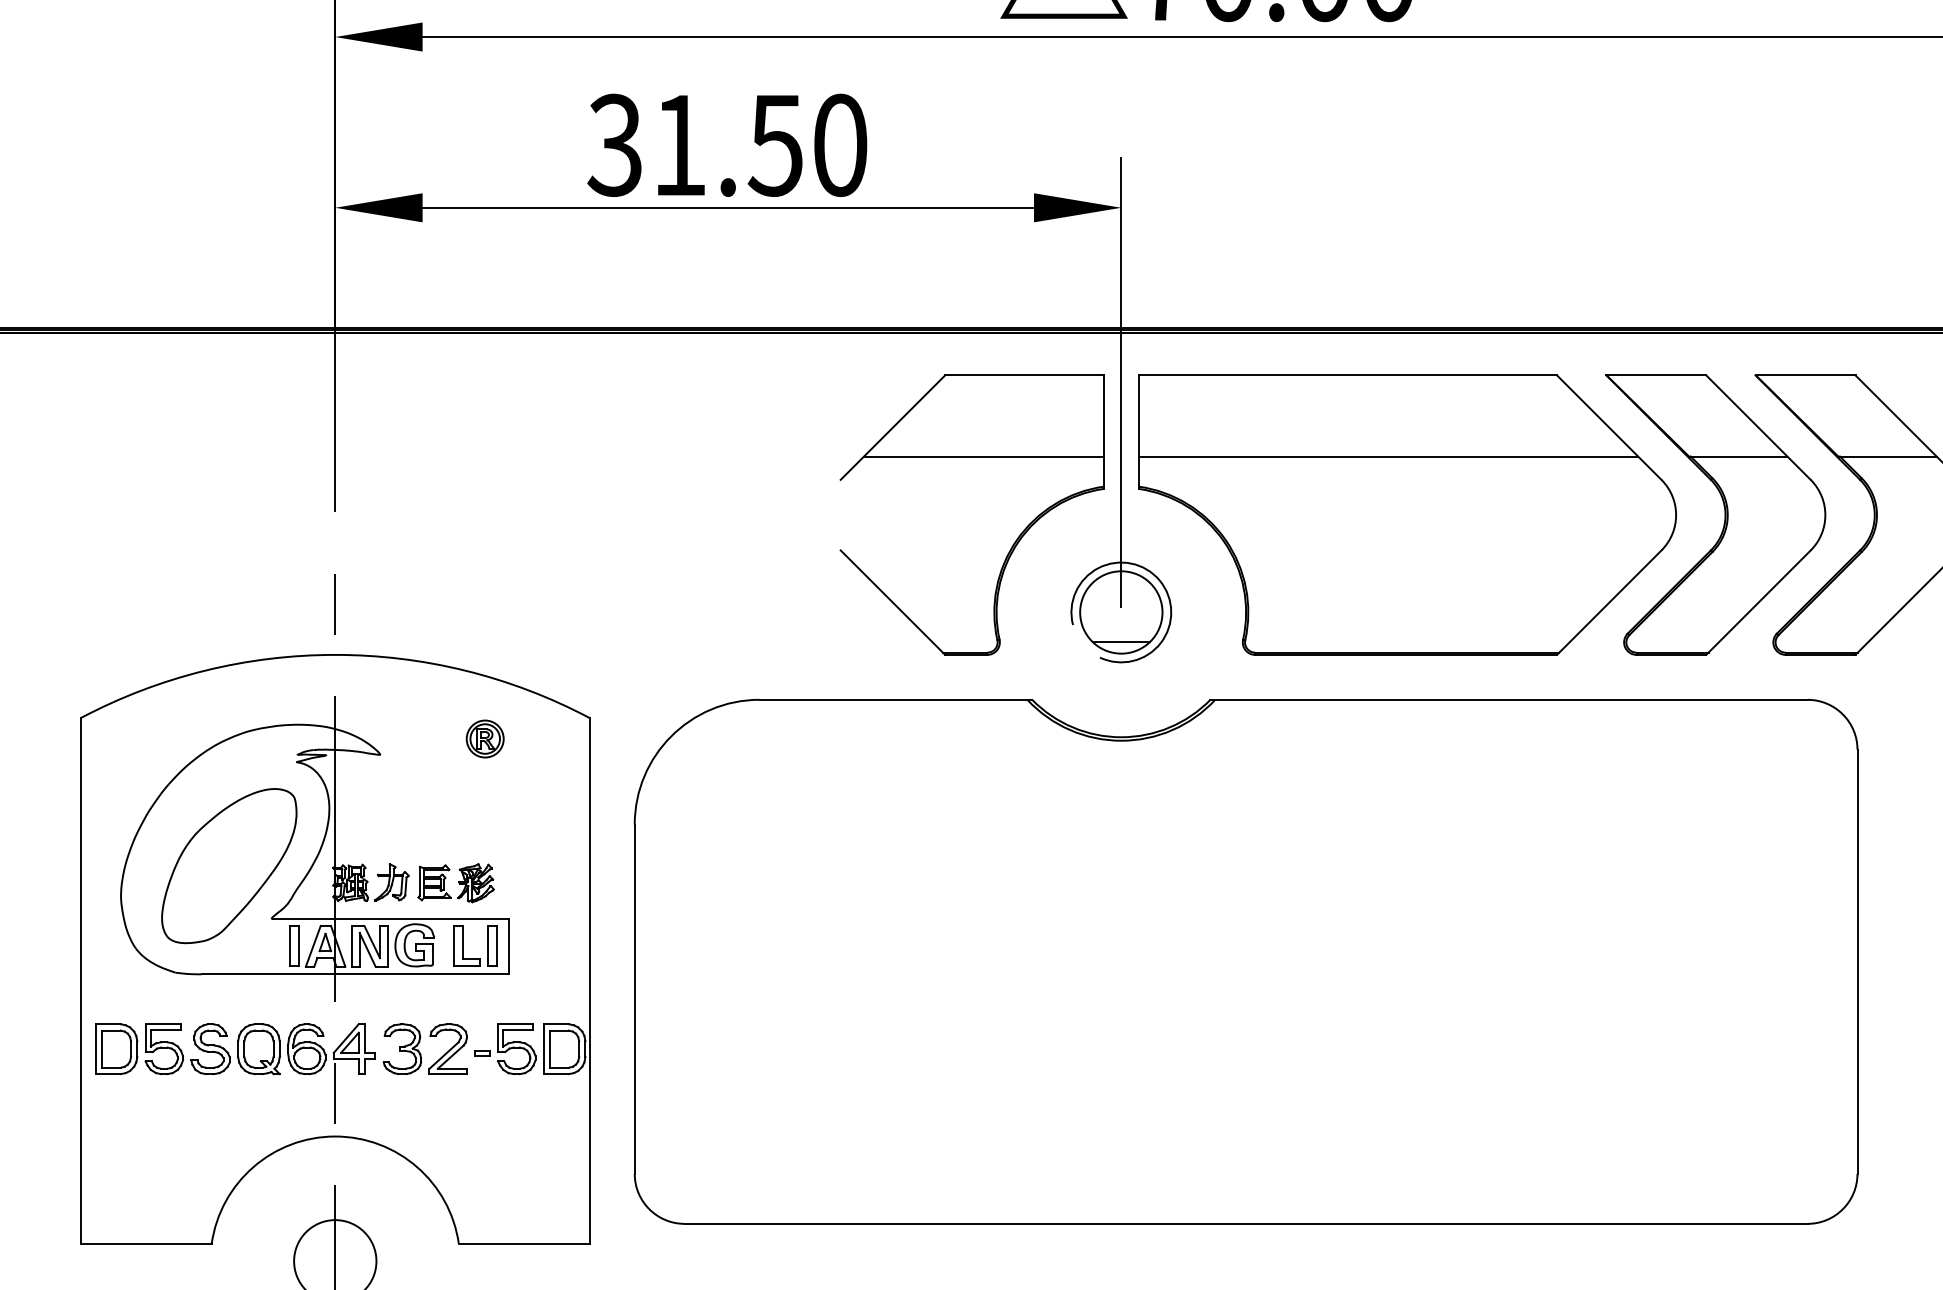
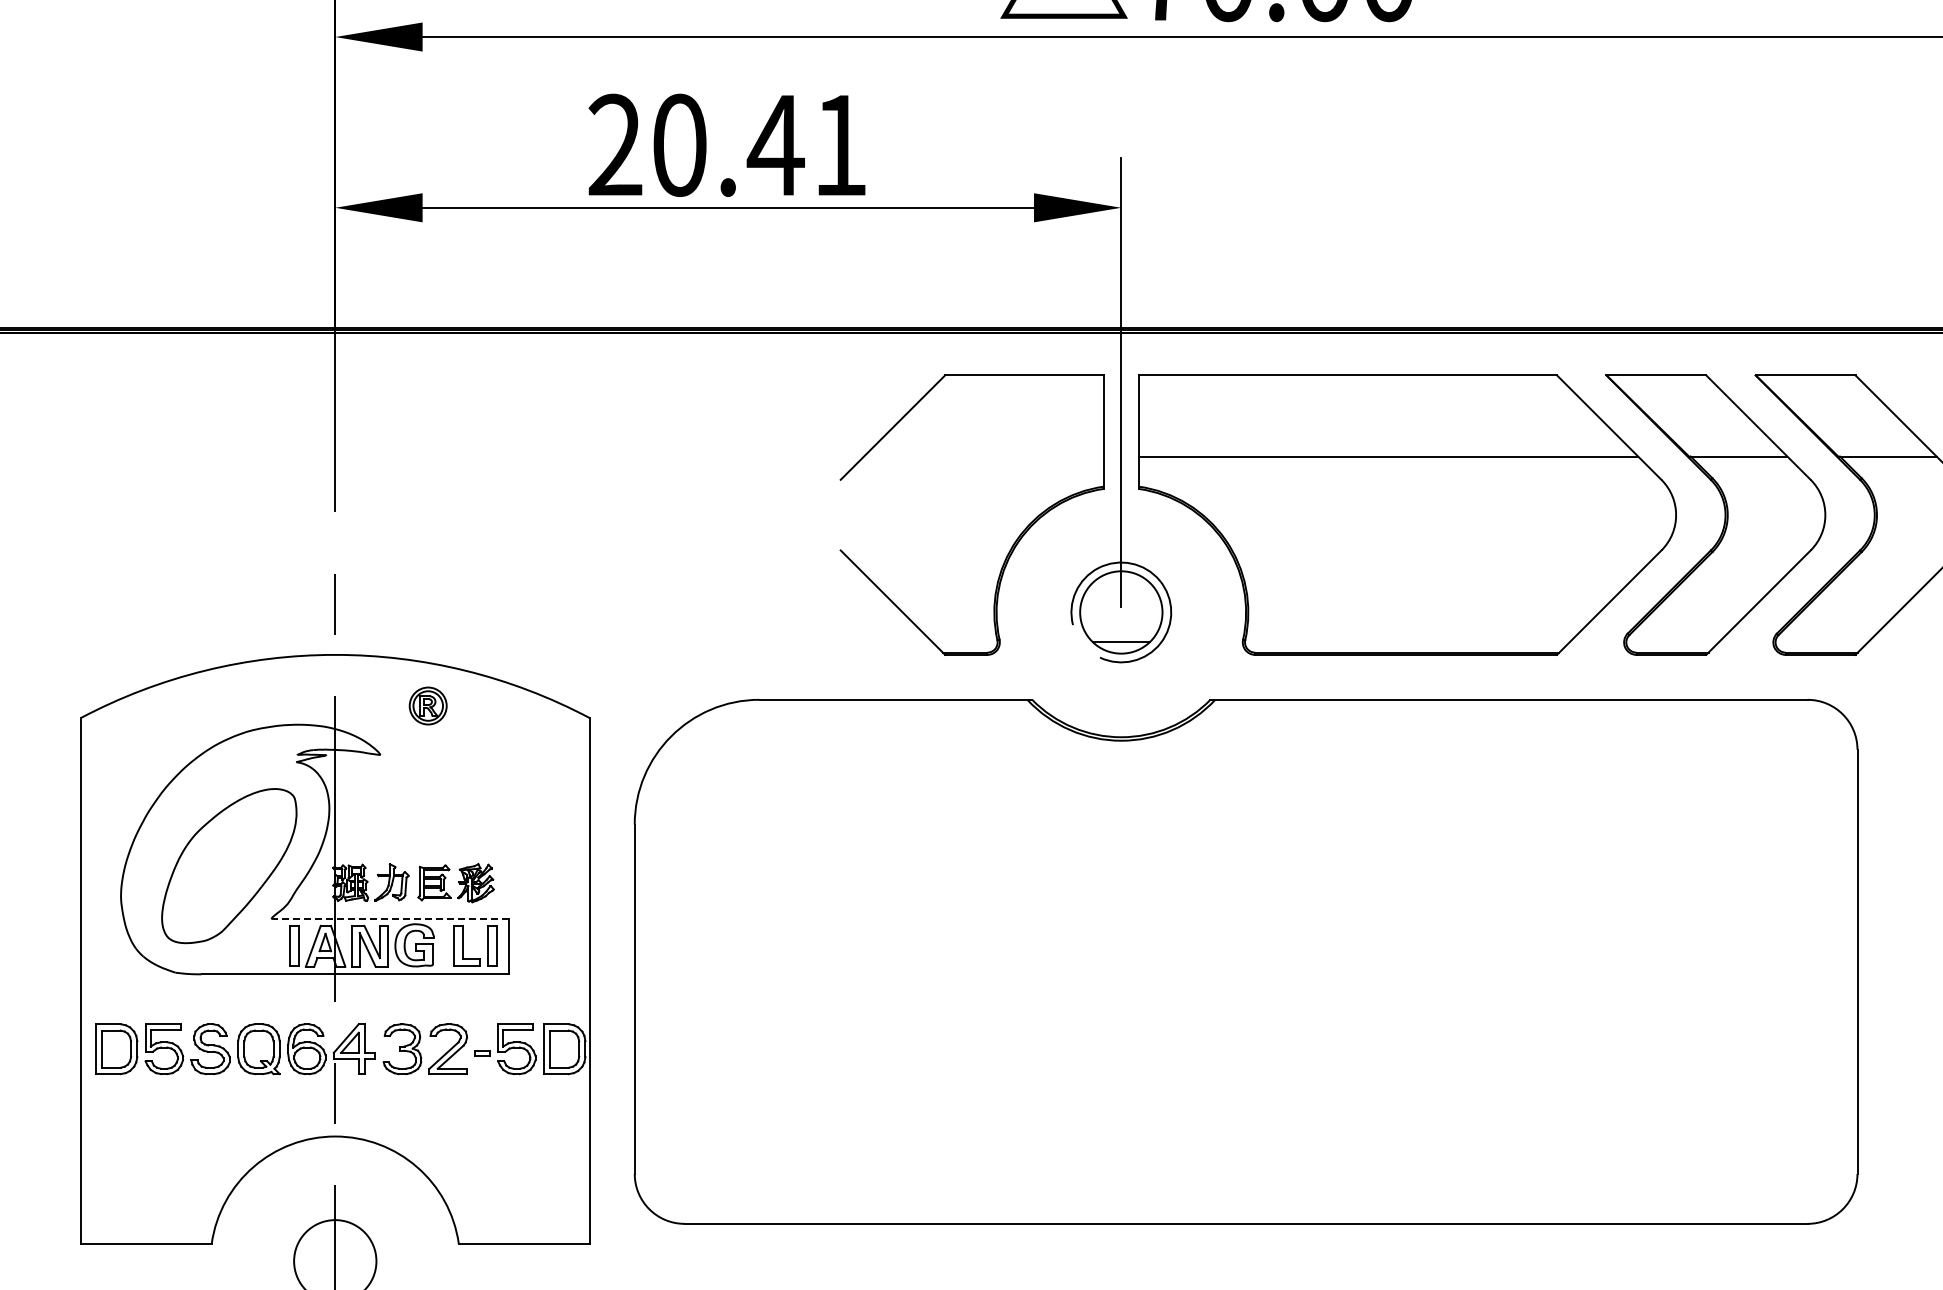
text: 31.50 -> 20.41 (727, 144)
line: present -> none (983, 456)
part position: (484, 738) -> (427, 705) (427, 705)
line: solid -> dashed (390, 919)
